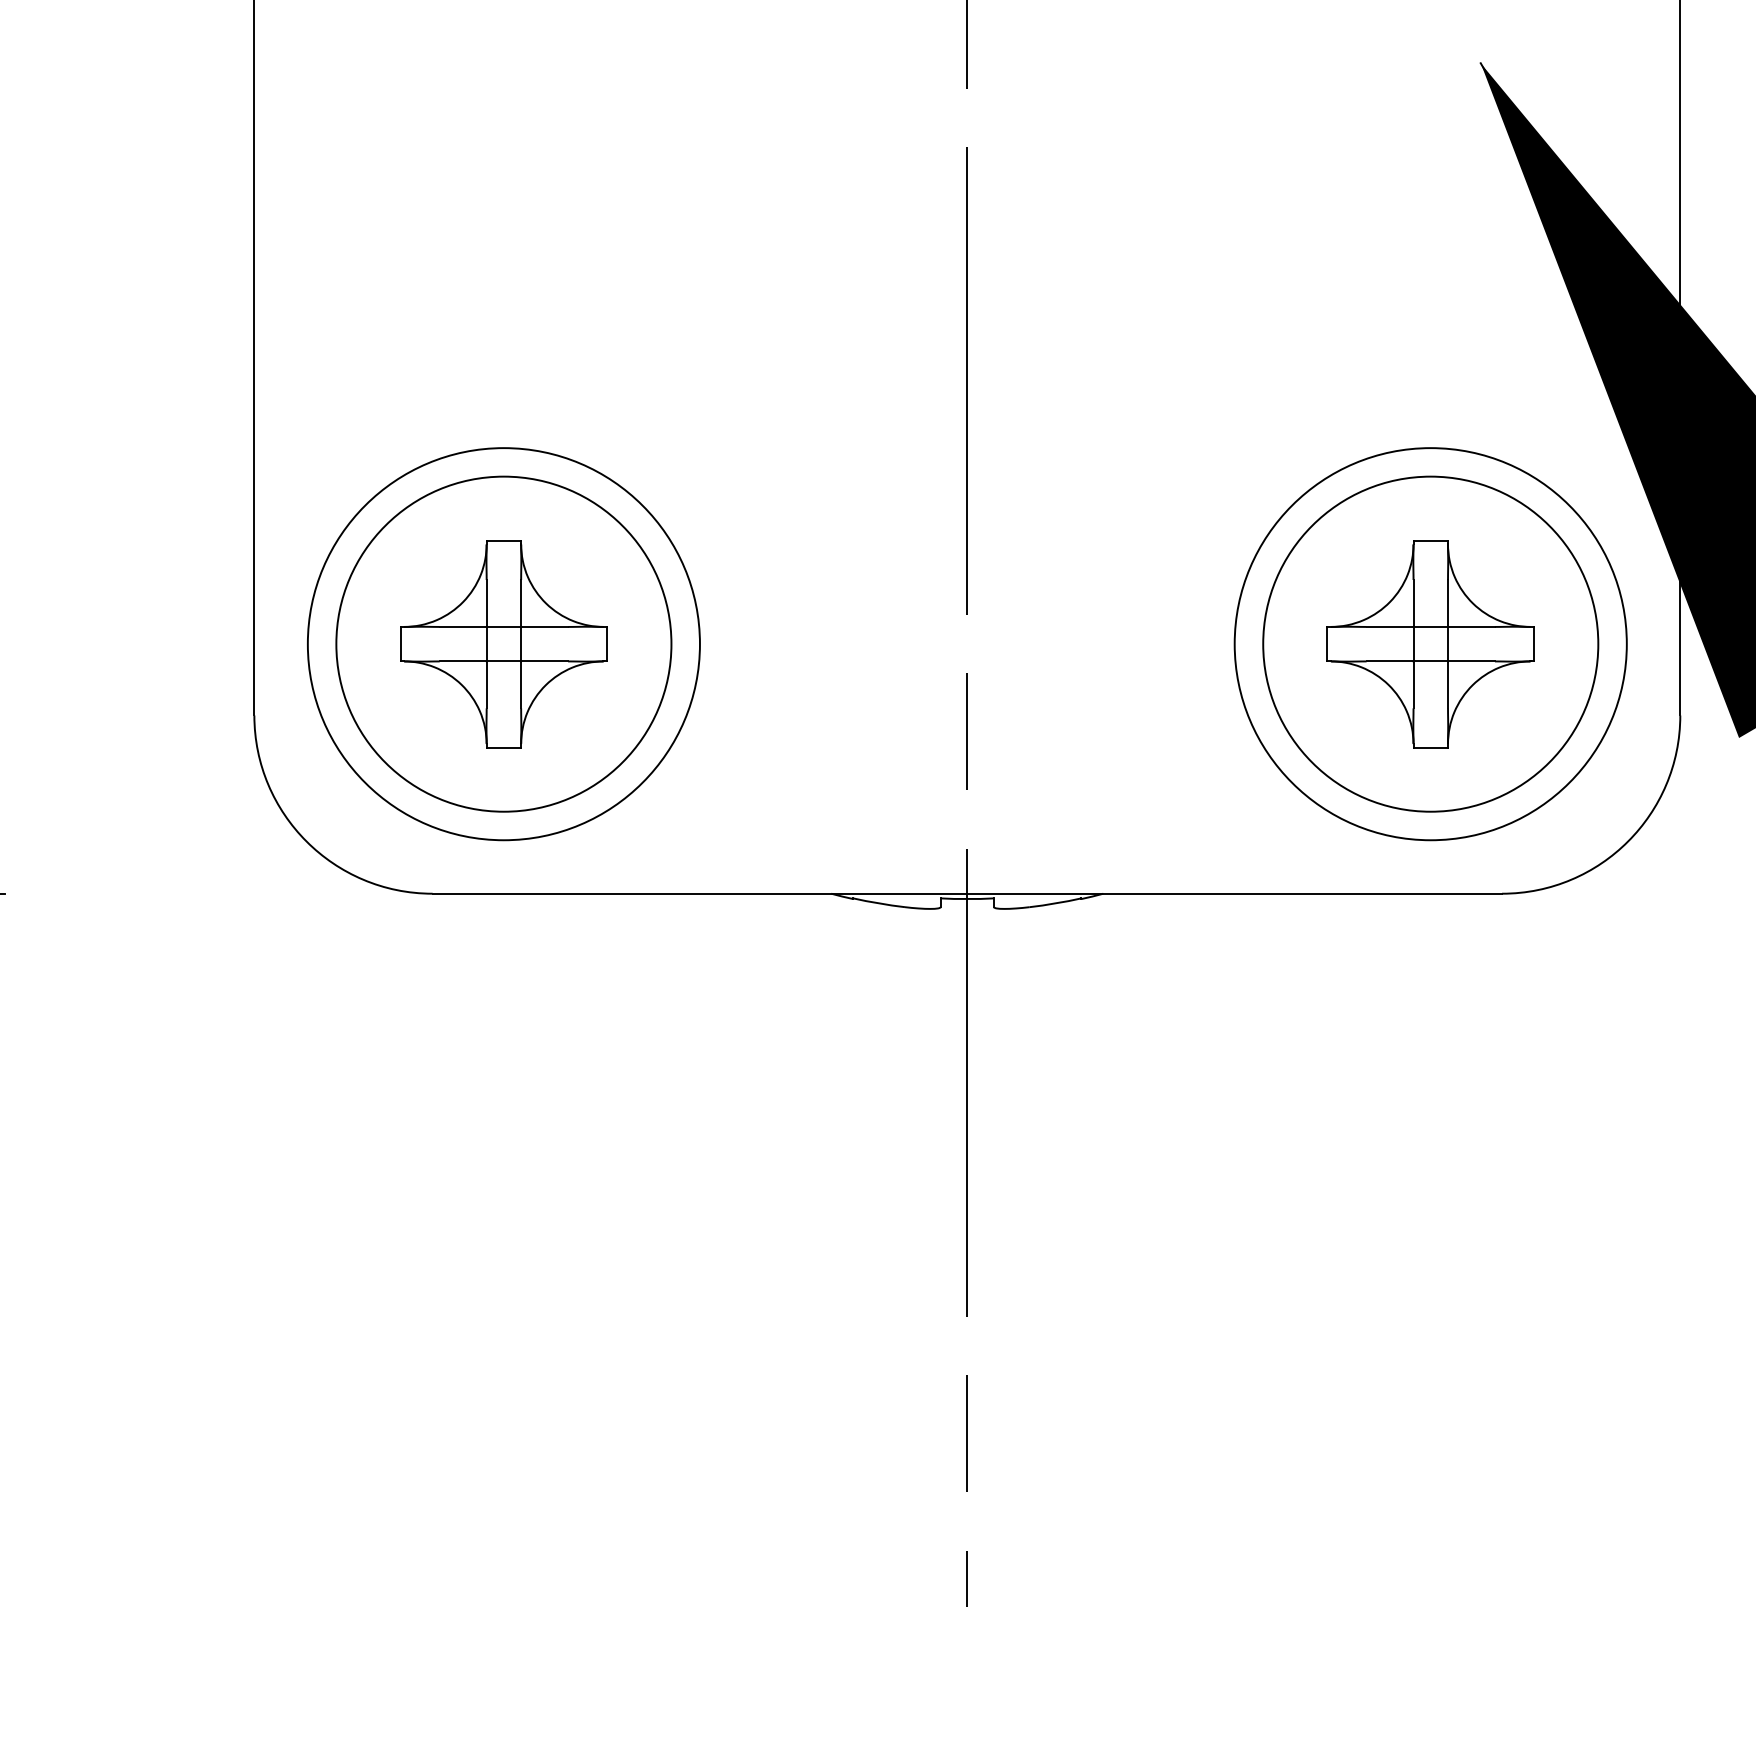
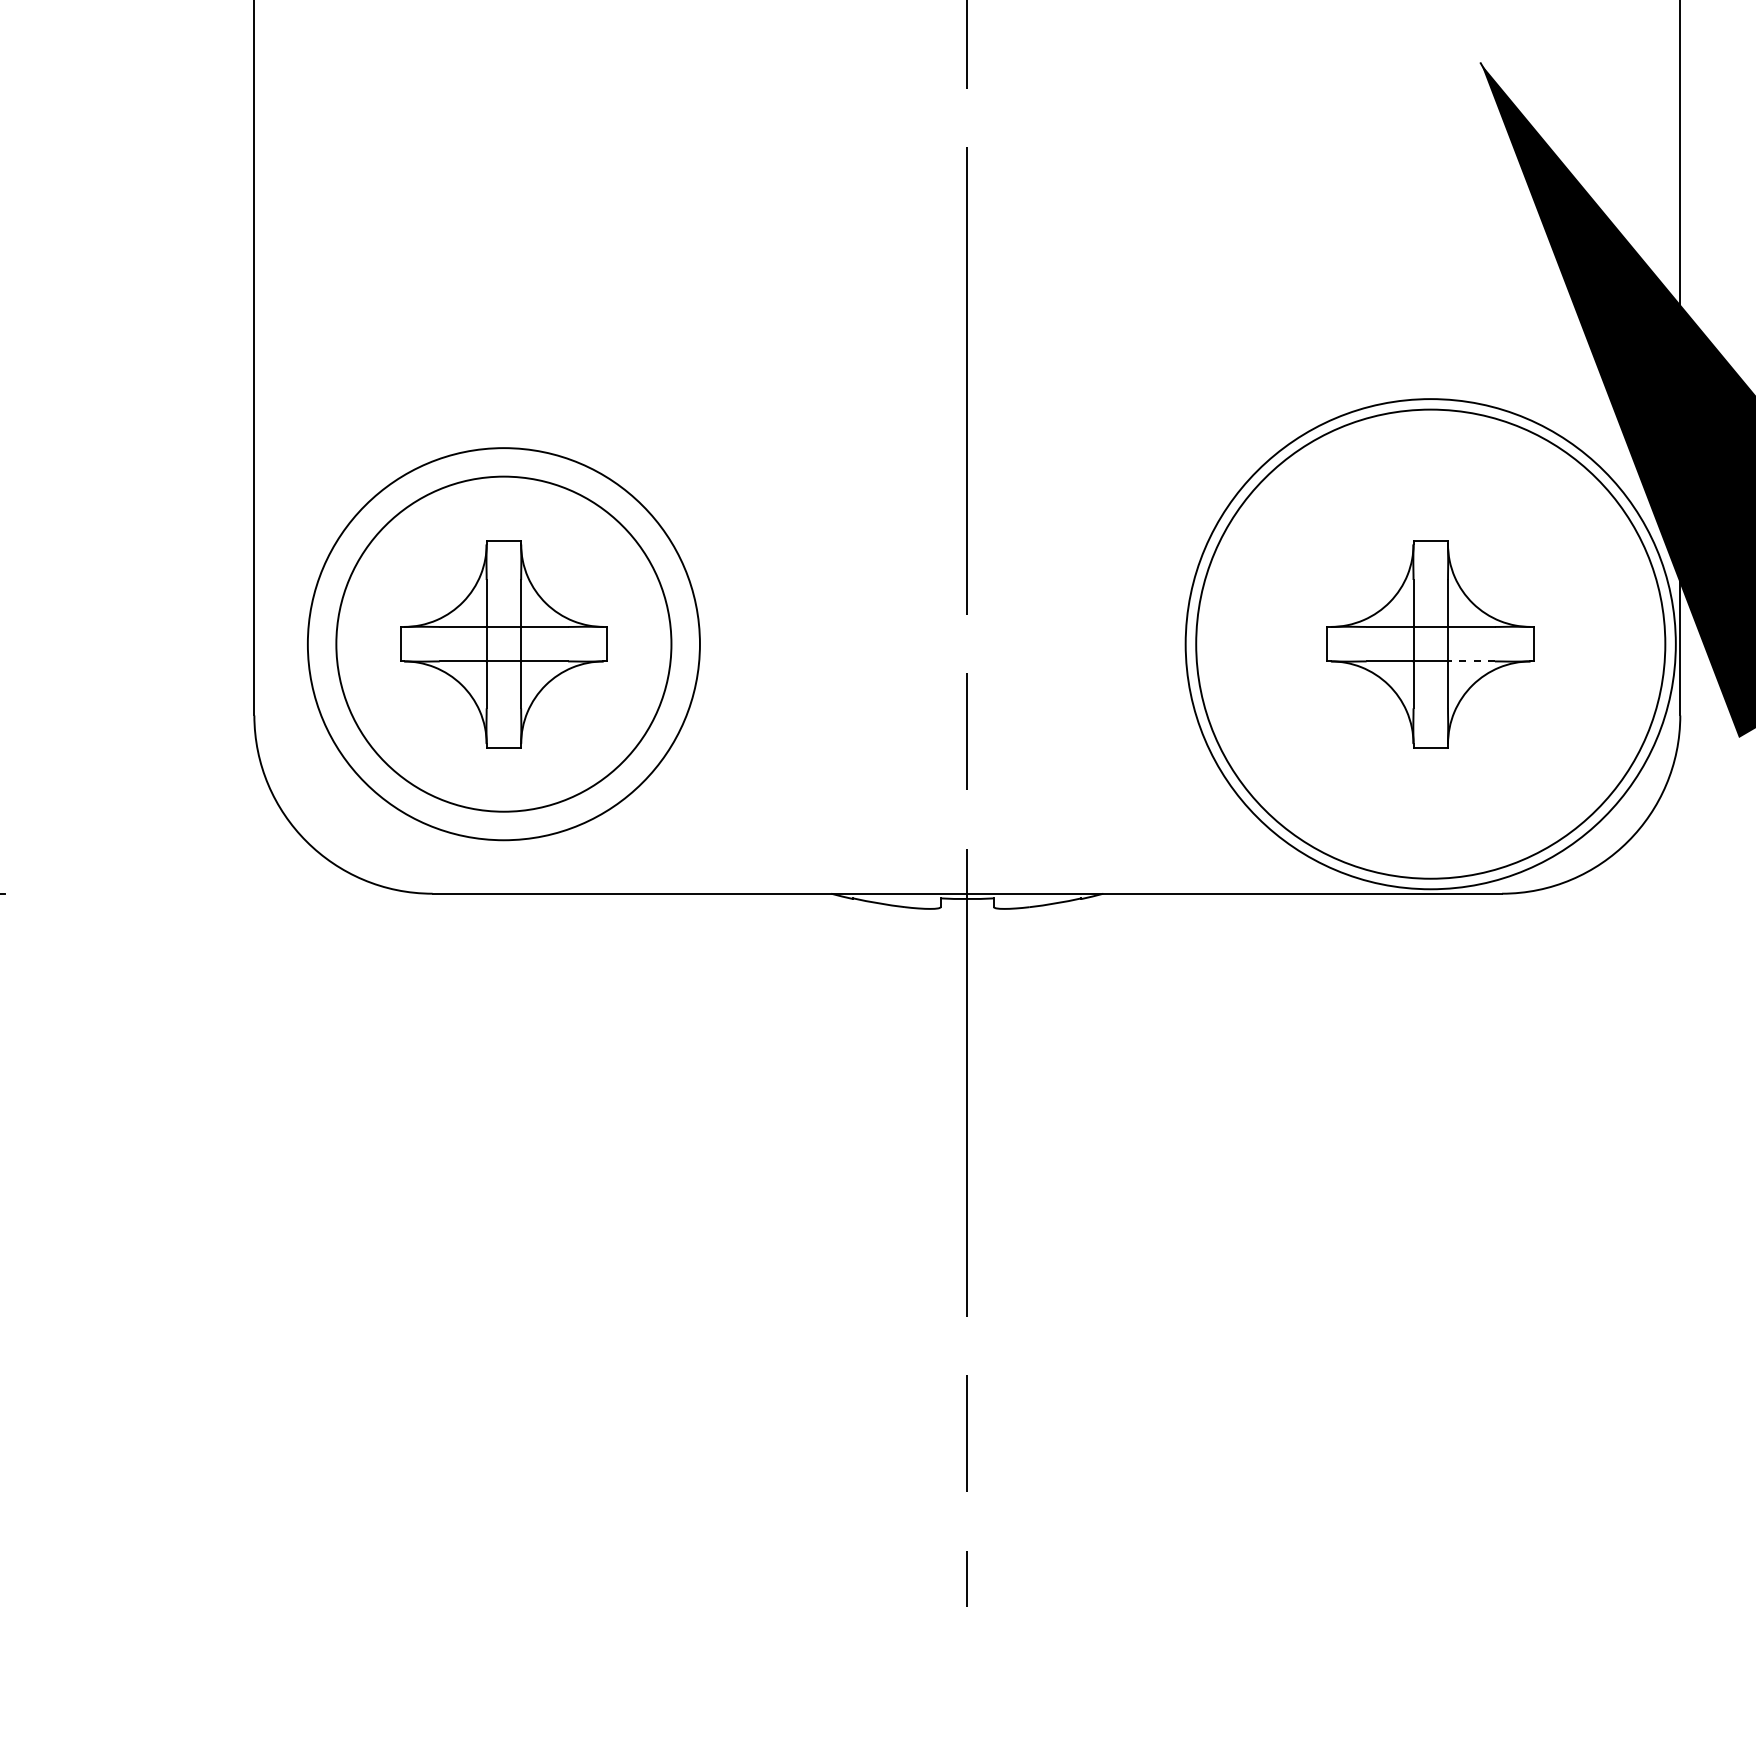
circle diameter: 335 px -> 469 px (1430, 643)
circle diameter: 392 px -> 490 px (1430, 644)
line: solid -> dashed (1471, 661)
